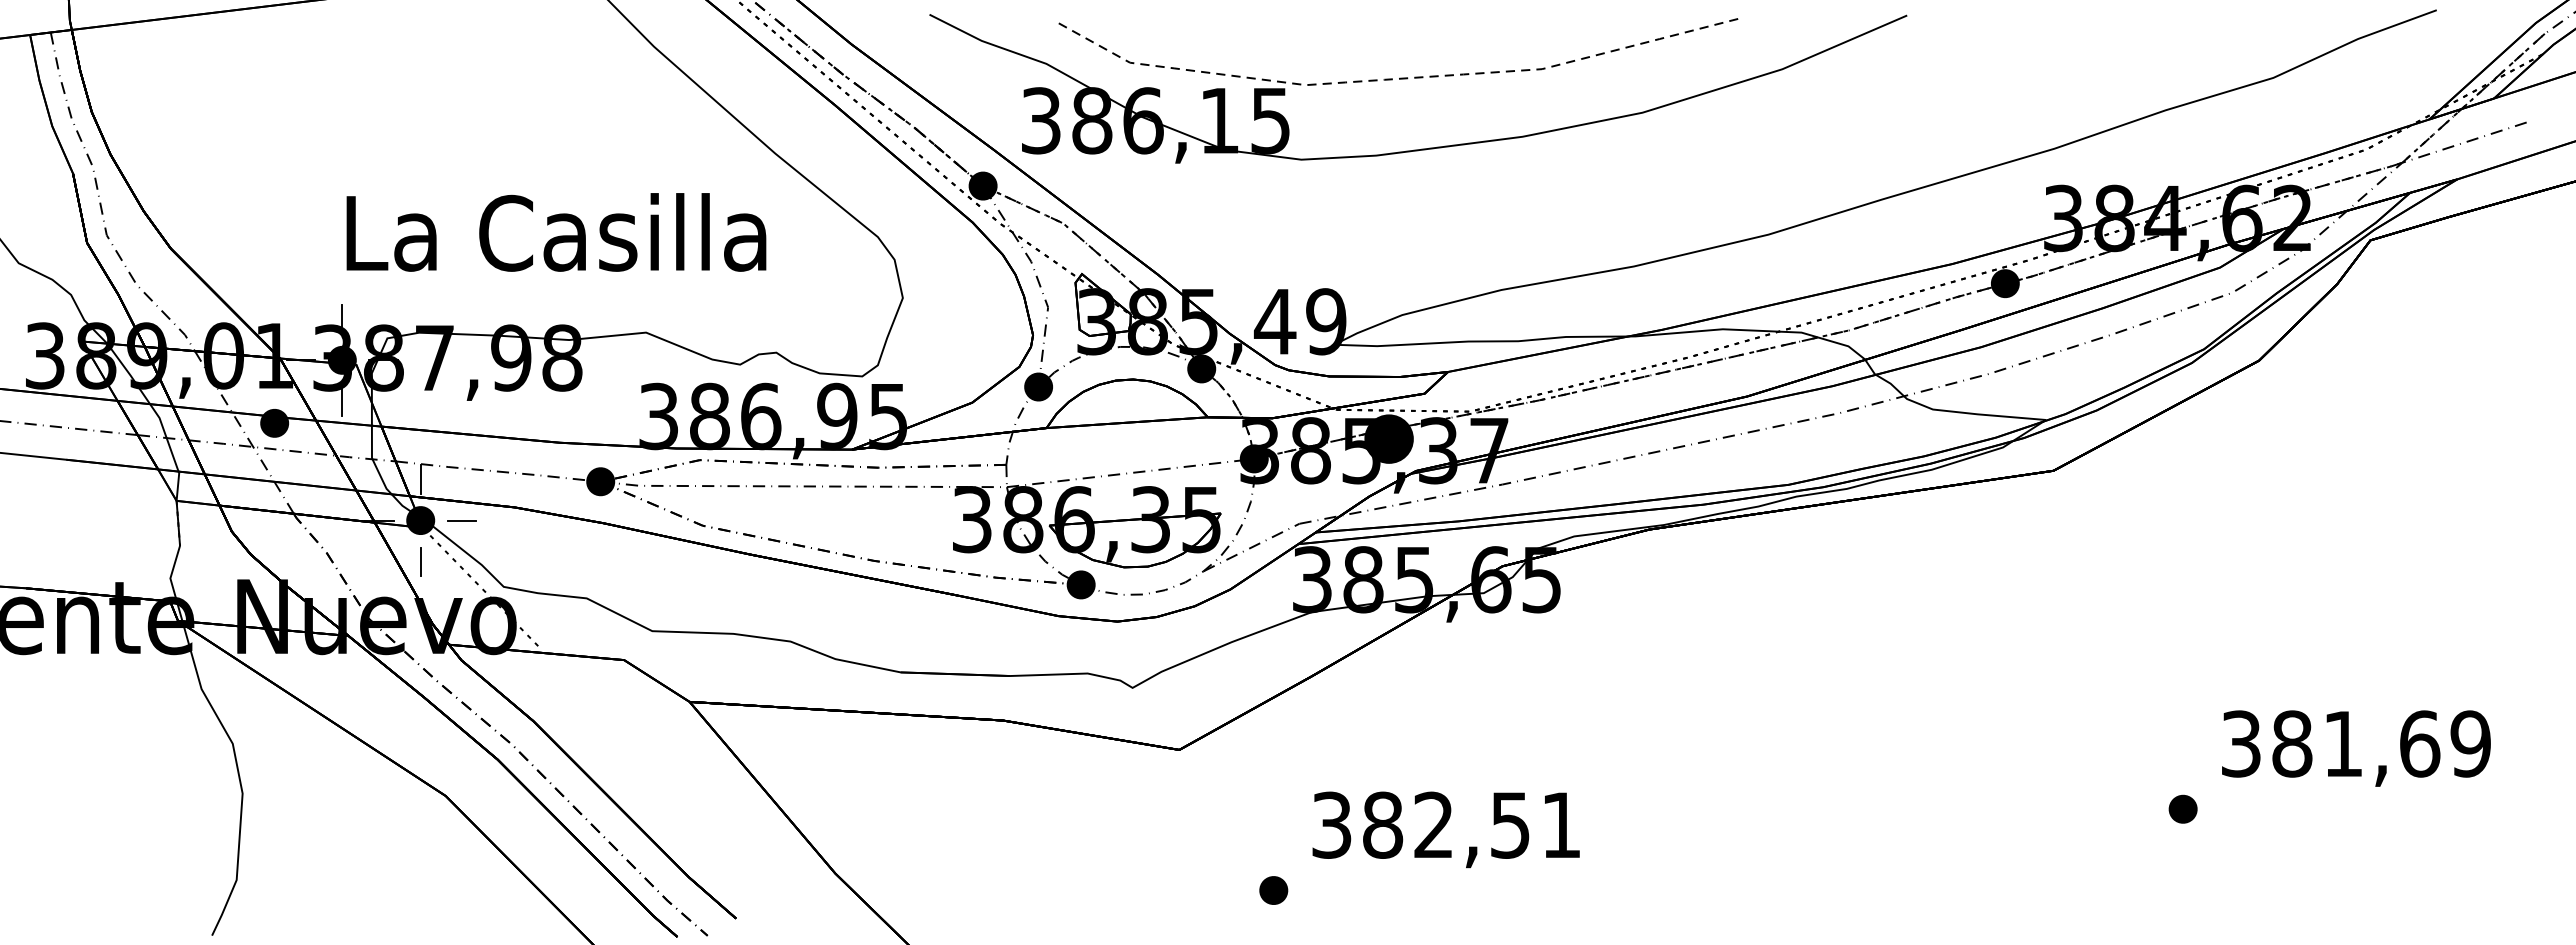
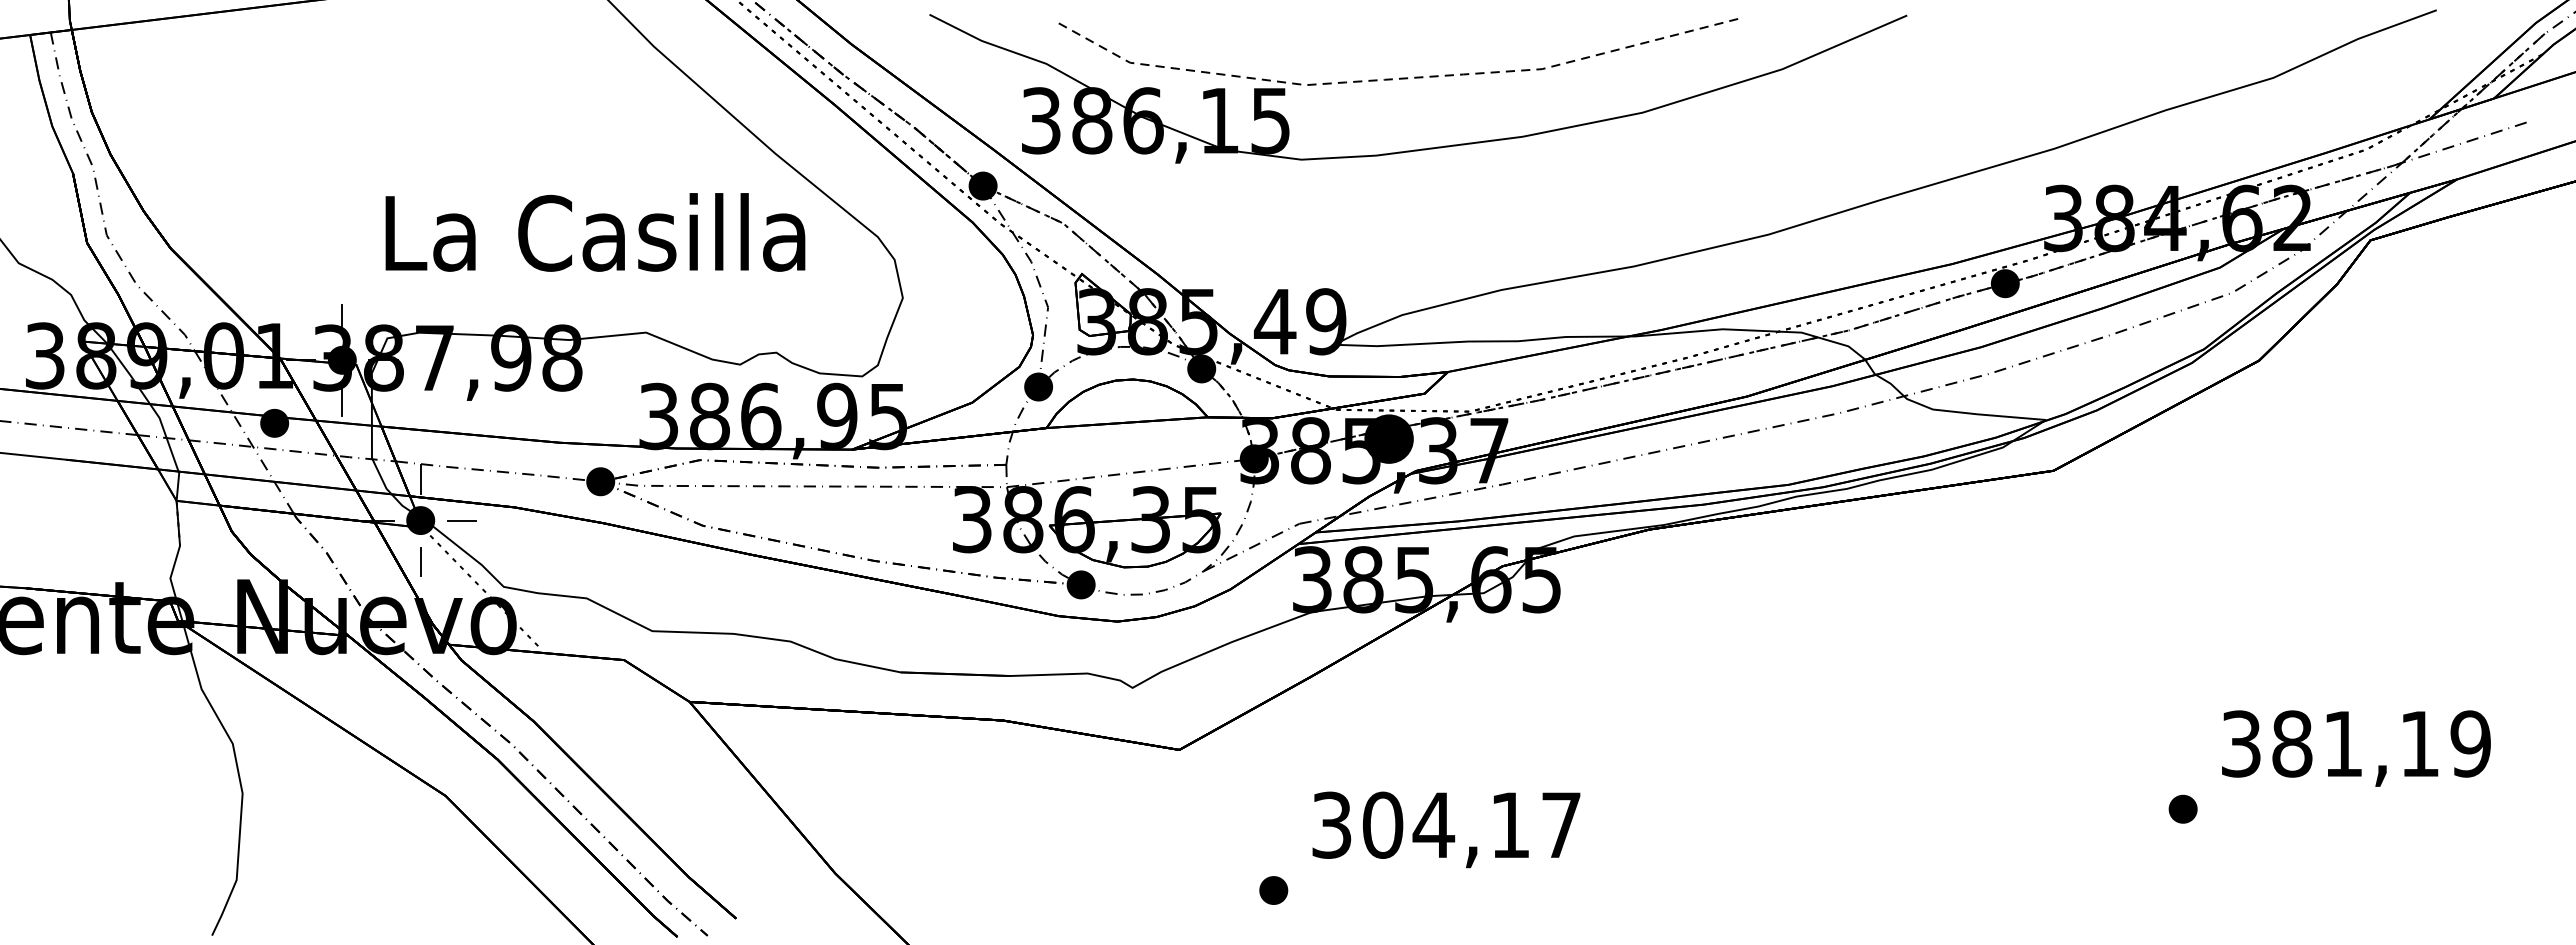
text position: (556, 232) -> (595, 232) (595, 232)
text: 381,69 -> 381,19 (2420, 743)
text: 382,51 -> 304,17 (1471, 824)
